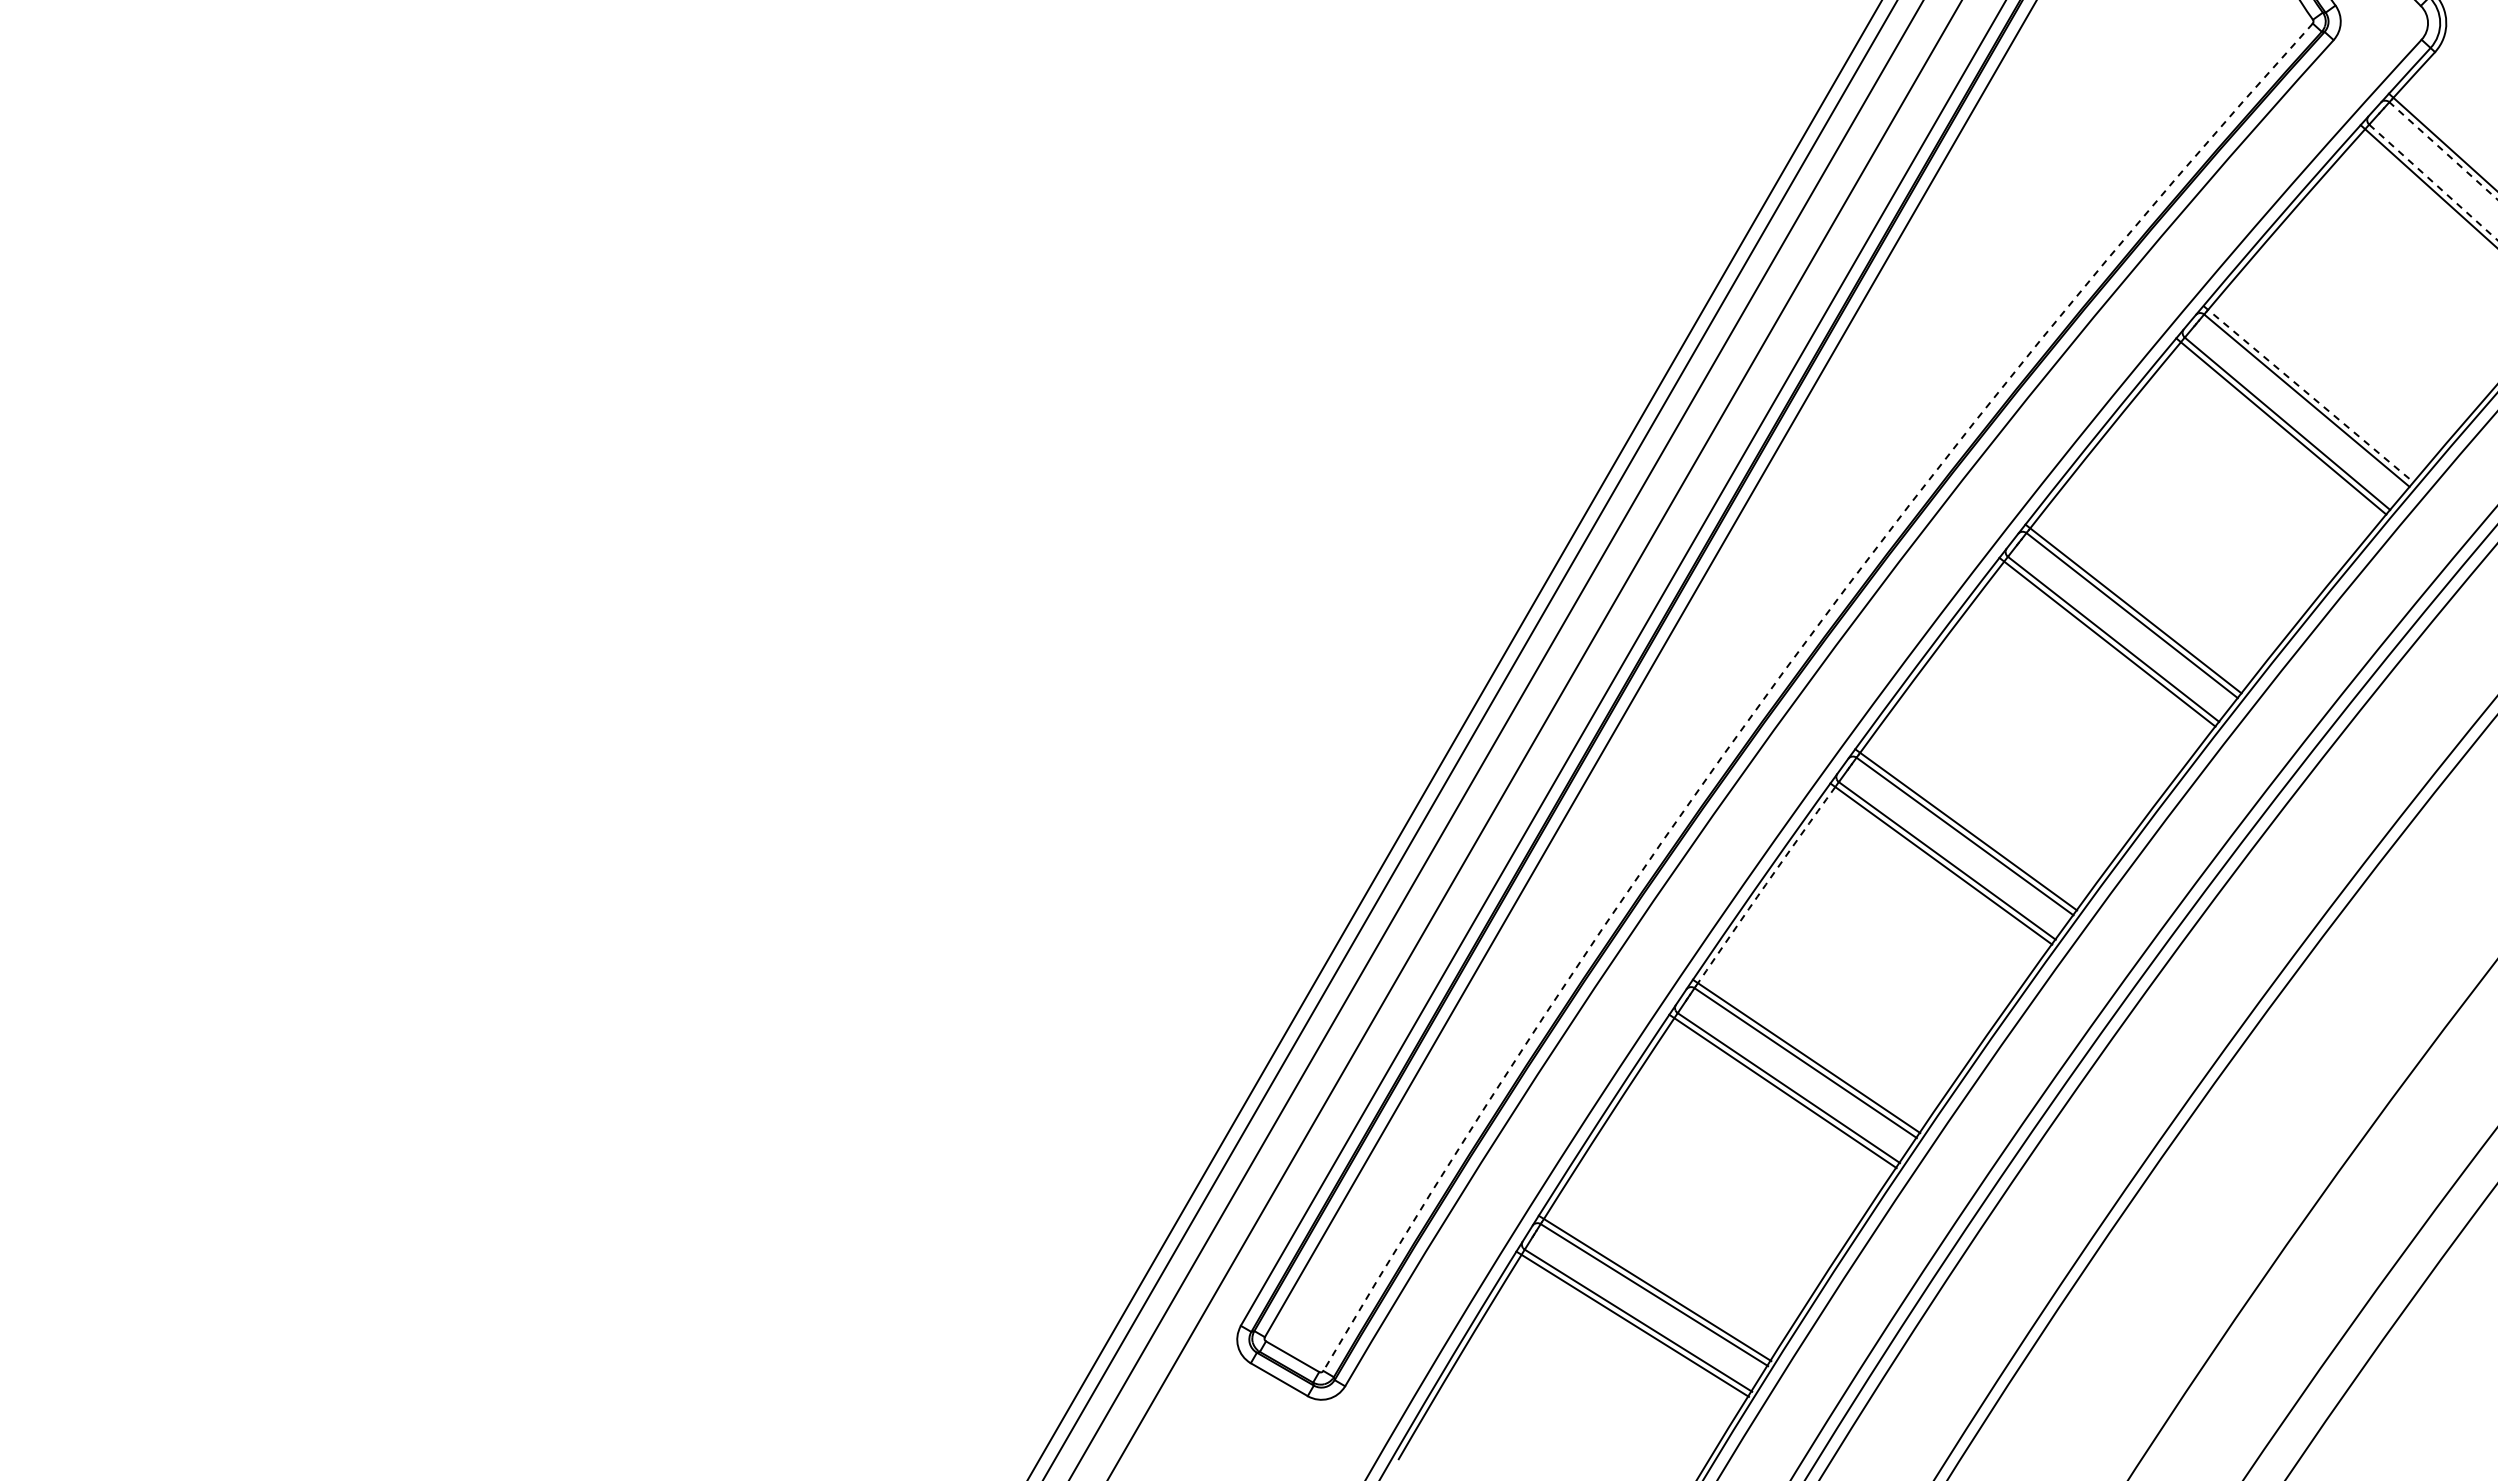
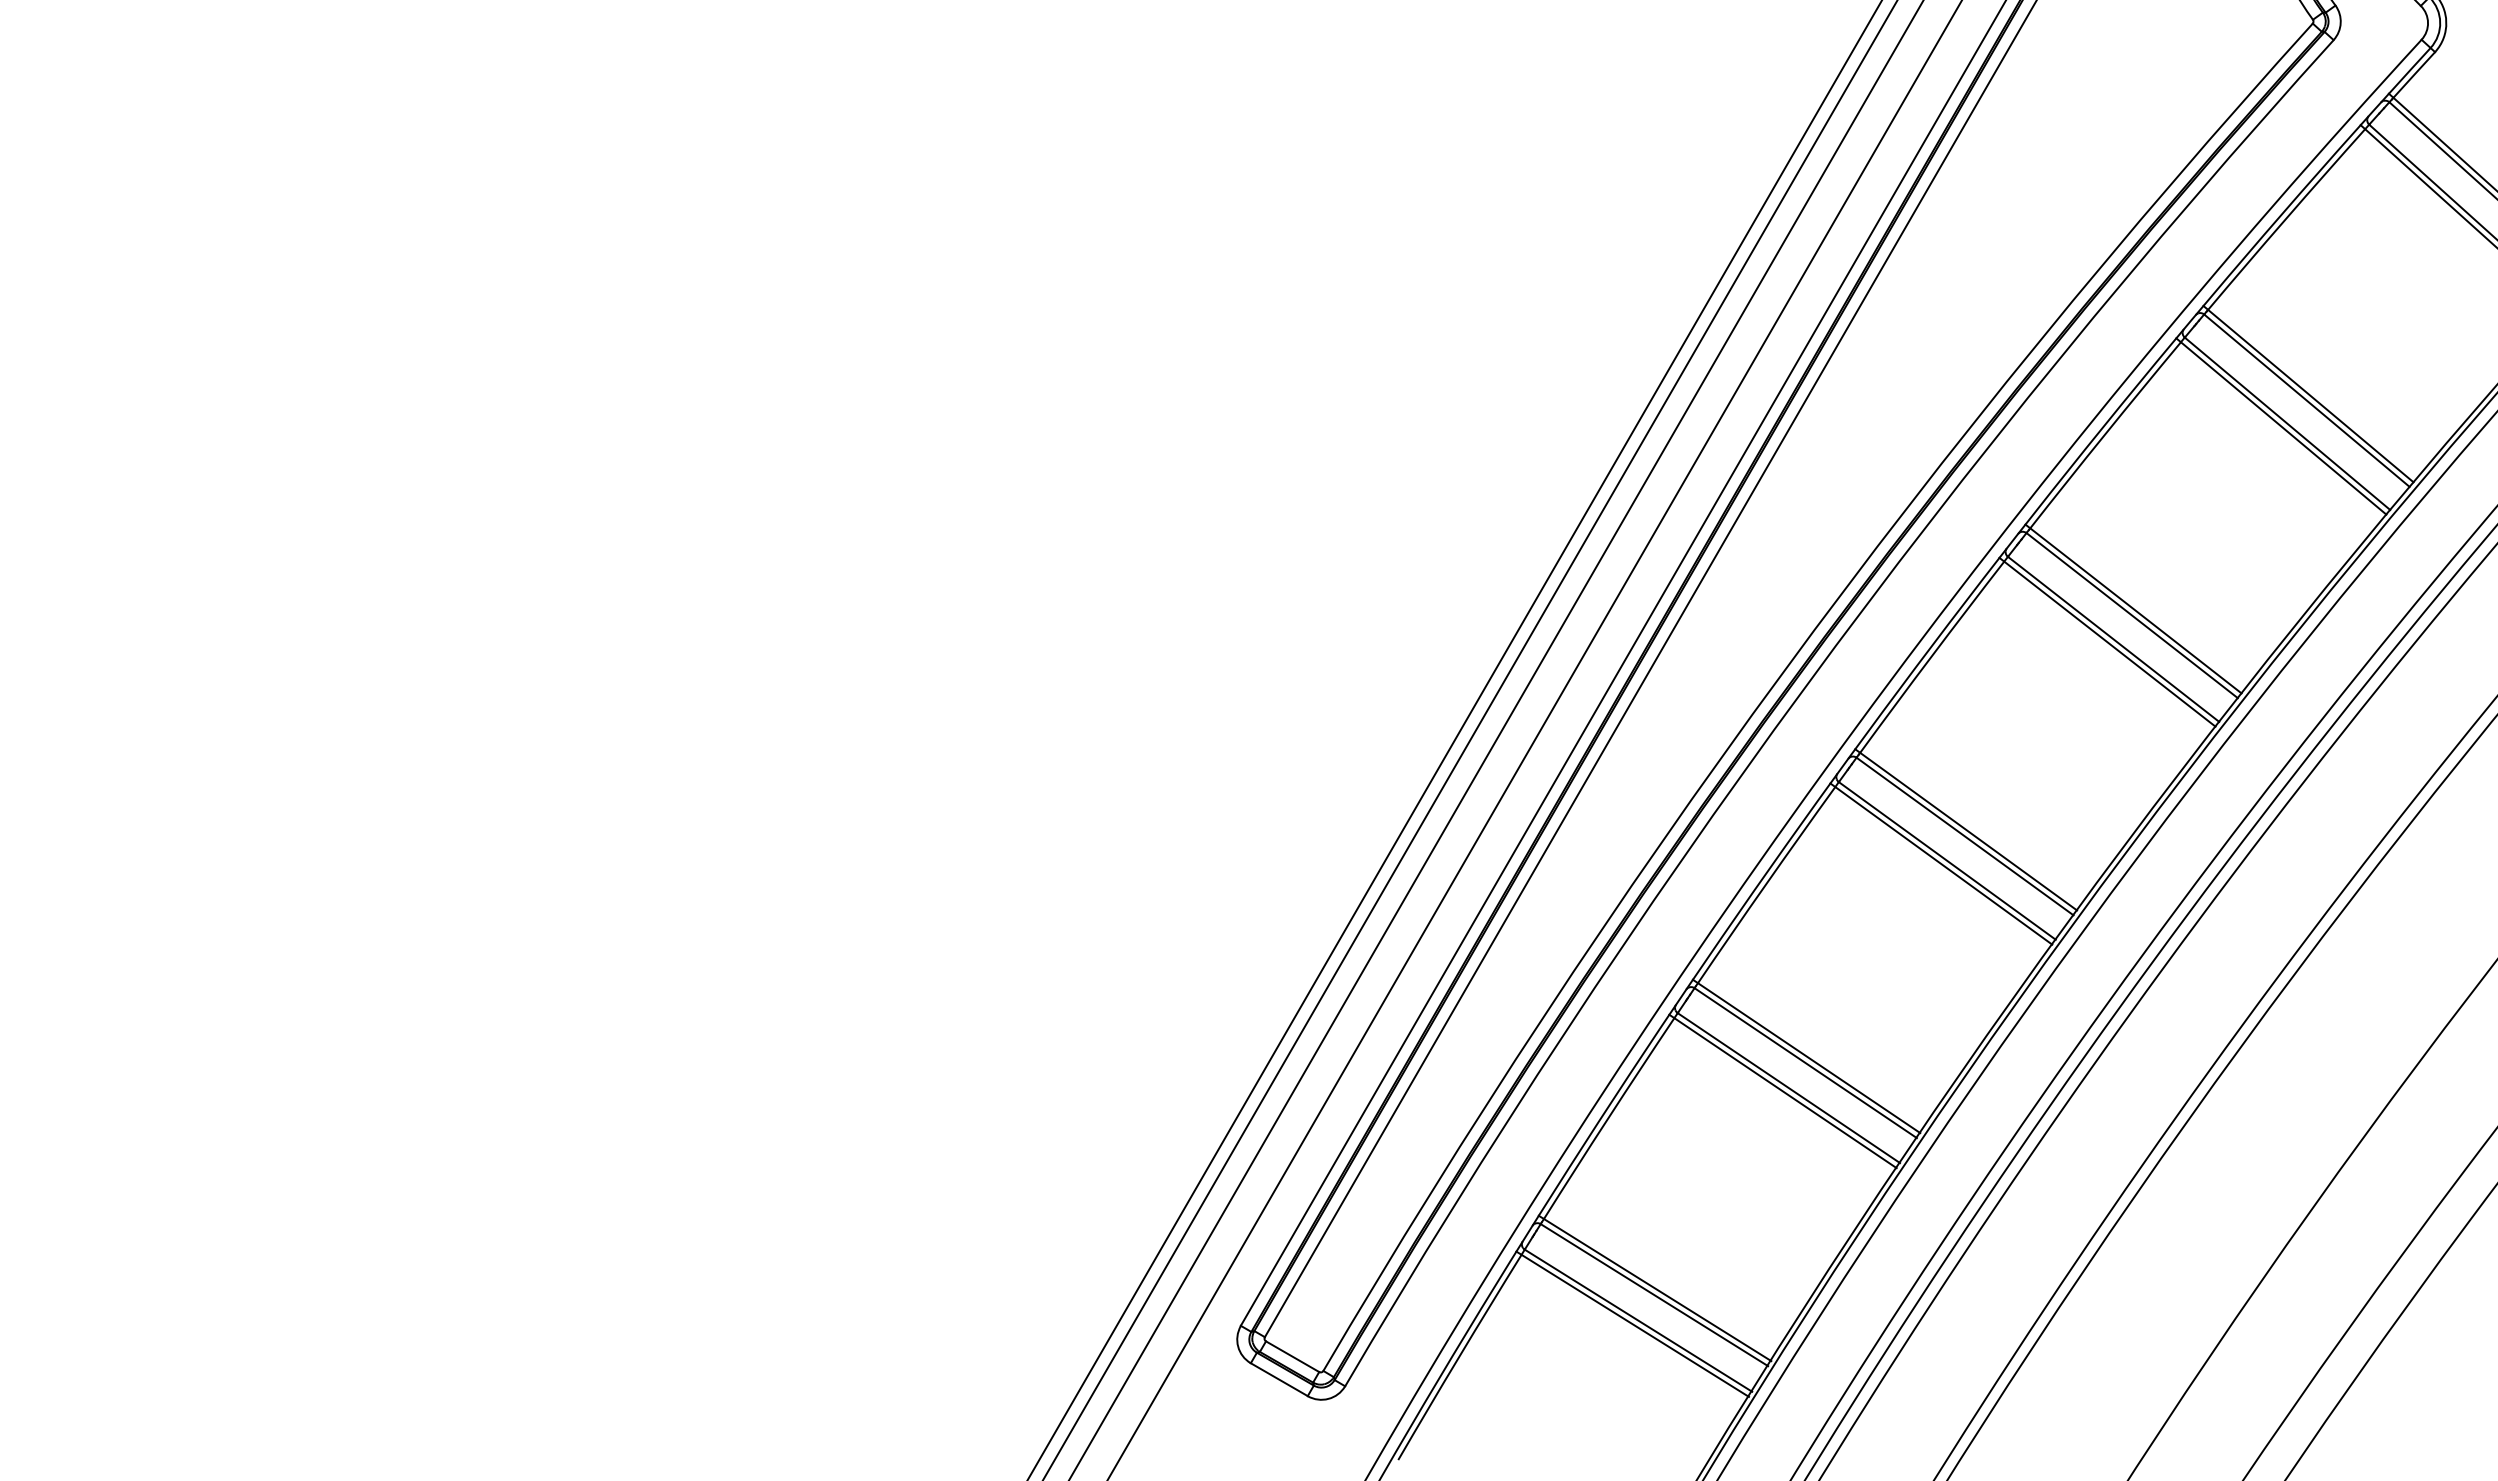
line: dashed -> solid (2443, 150)
line: dashed -> solid (2433, 182)
line: dashed -> solid (2308, 394)
arc: dashed -> solid (1783, 671)
arc: dashed -> solid (1765, 884)
